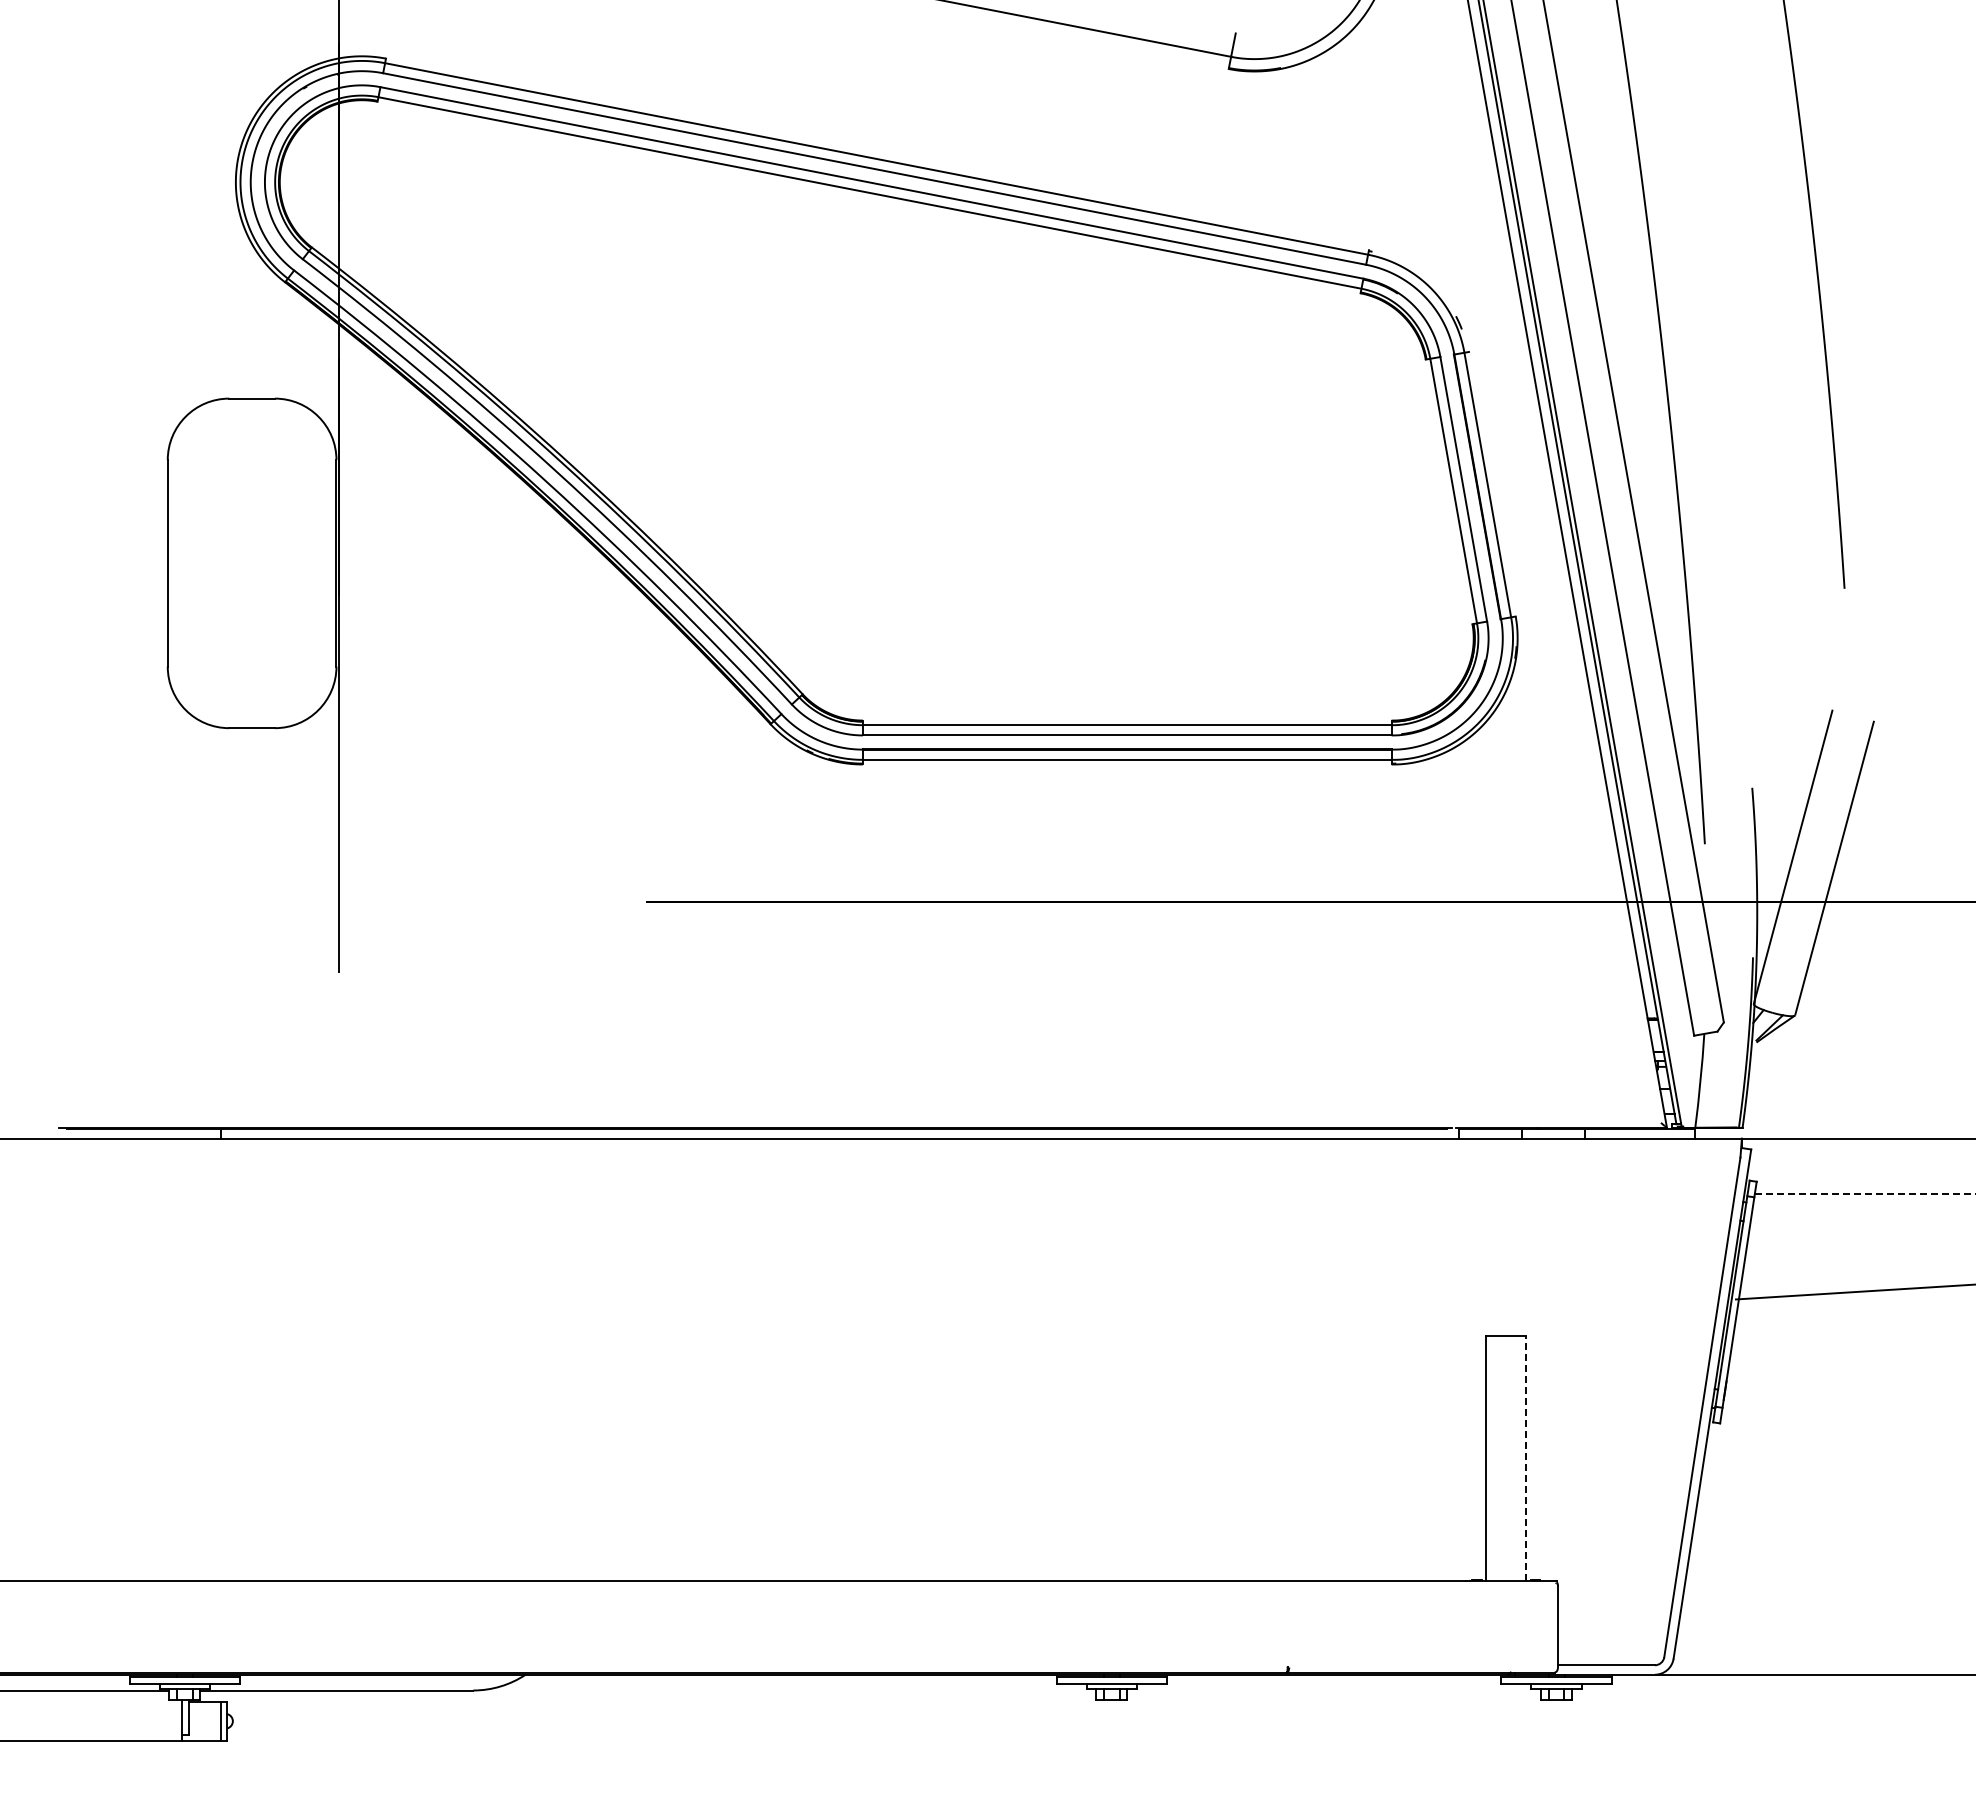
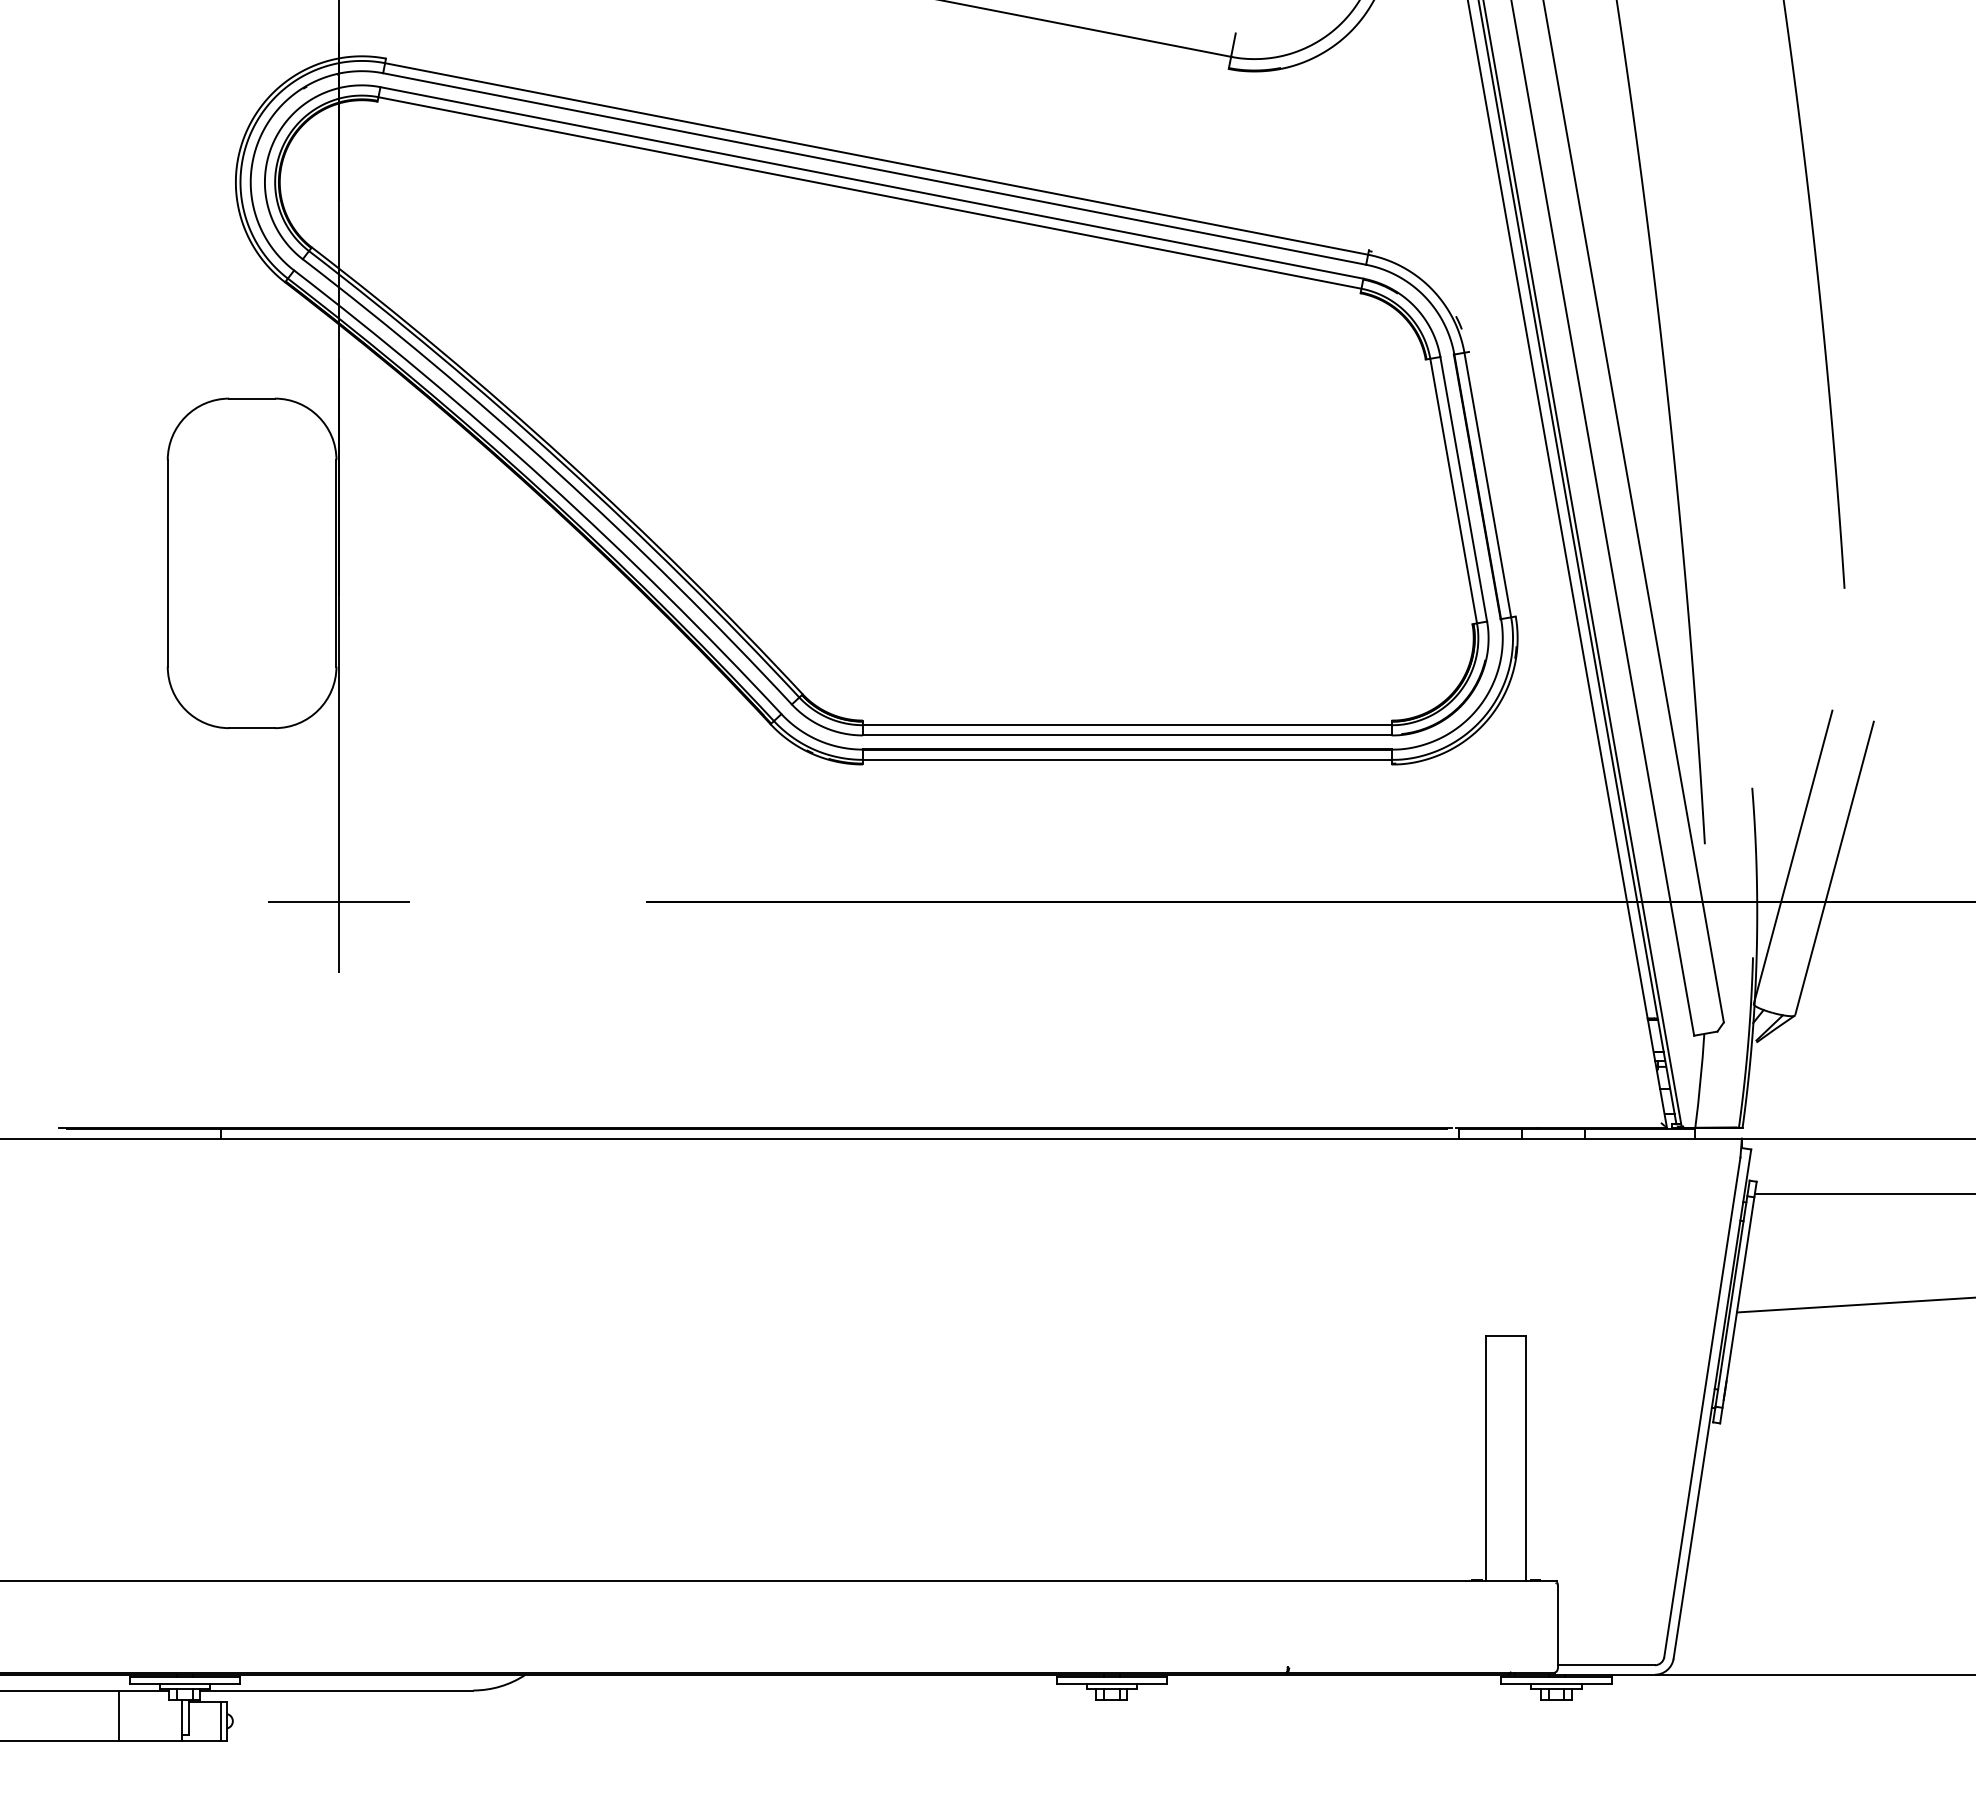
line: none -> present (339, 902)
line: dashed -> solid (1865, 1194)
line position: (1853, 1291) -> (1854, 1304) (1854, 1304)
line: dashed -> solid (1525, 1458)
line: none -> present (118, 1715)
